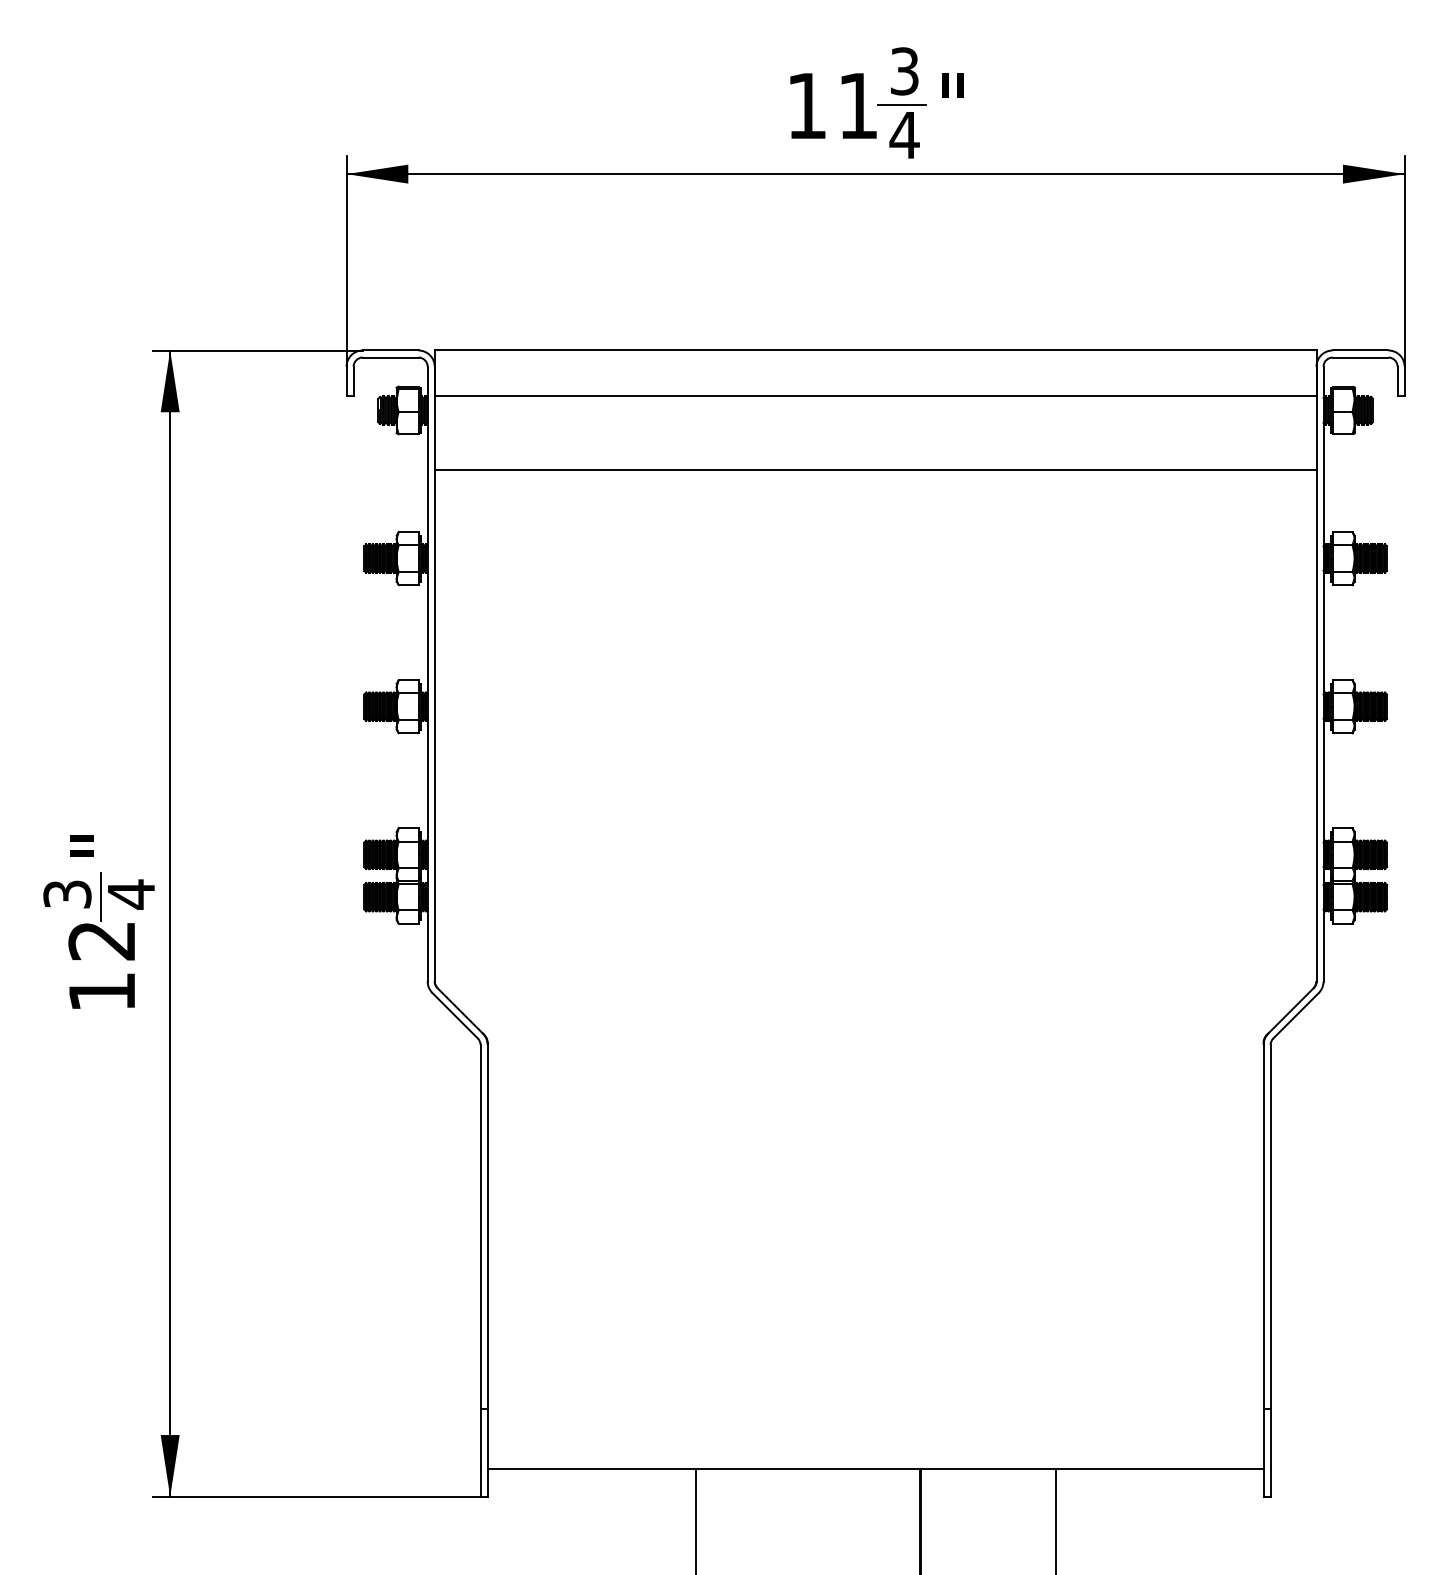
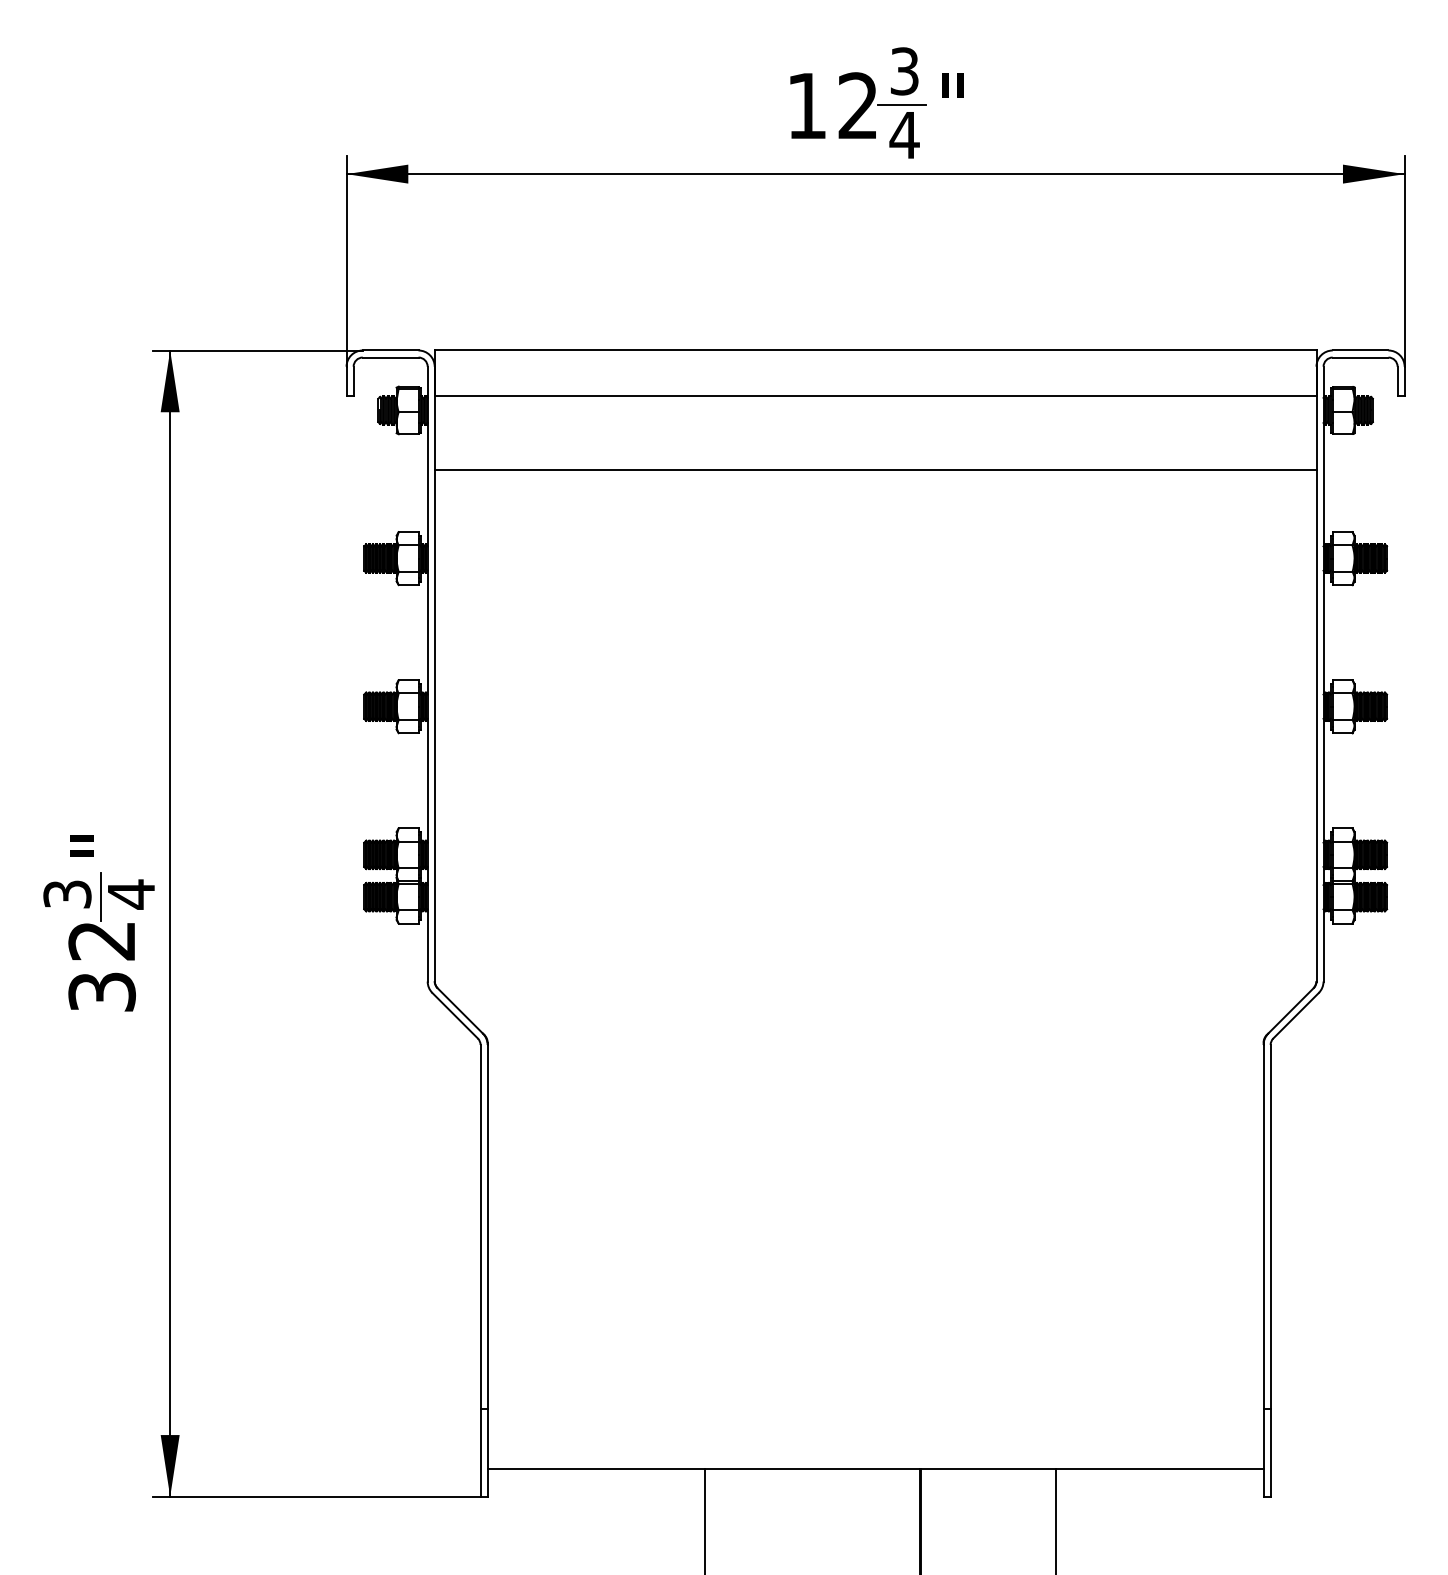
text: 11 -> 12 (857, 105)
text: 12 -> 32 (101, 991)
line position: (695, 1519) -> (704, 1519) (704, 1519)
